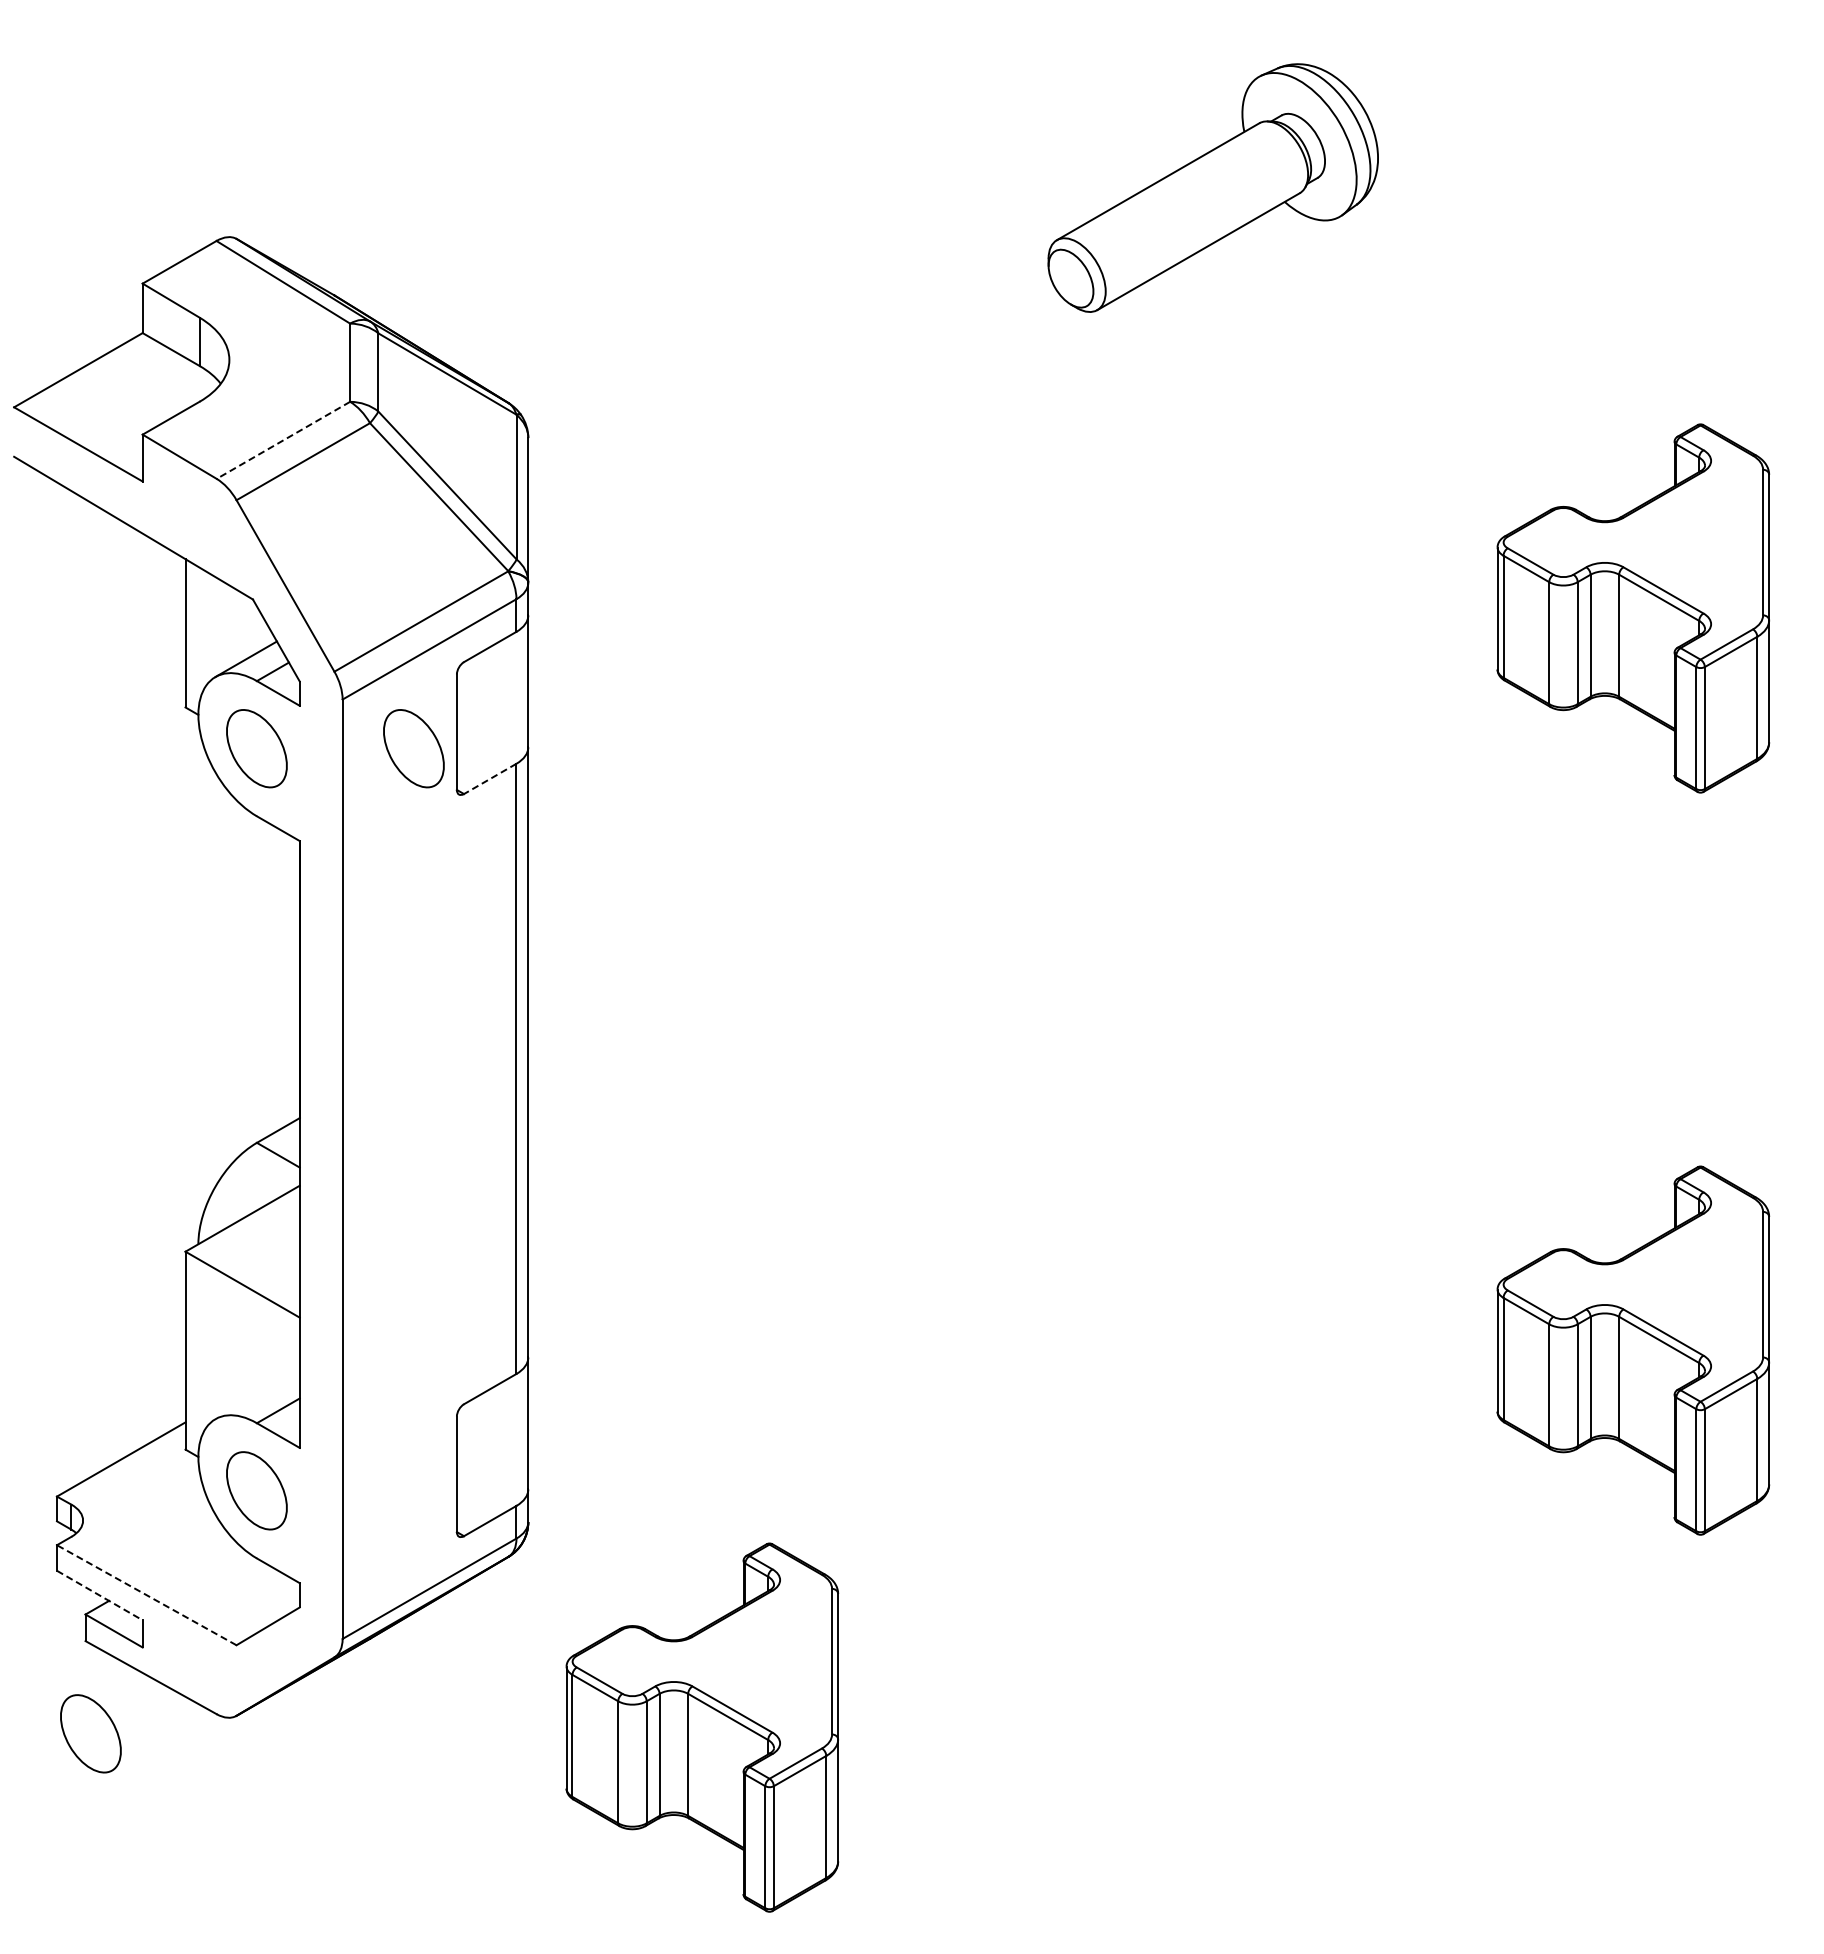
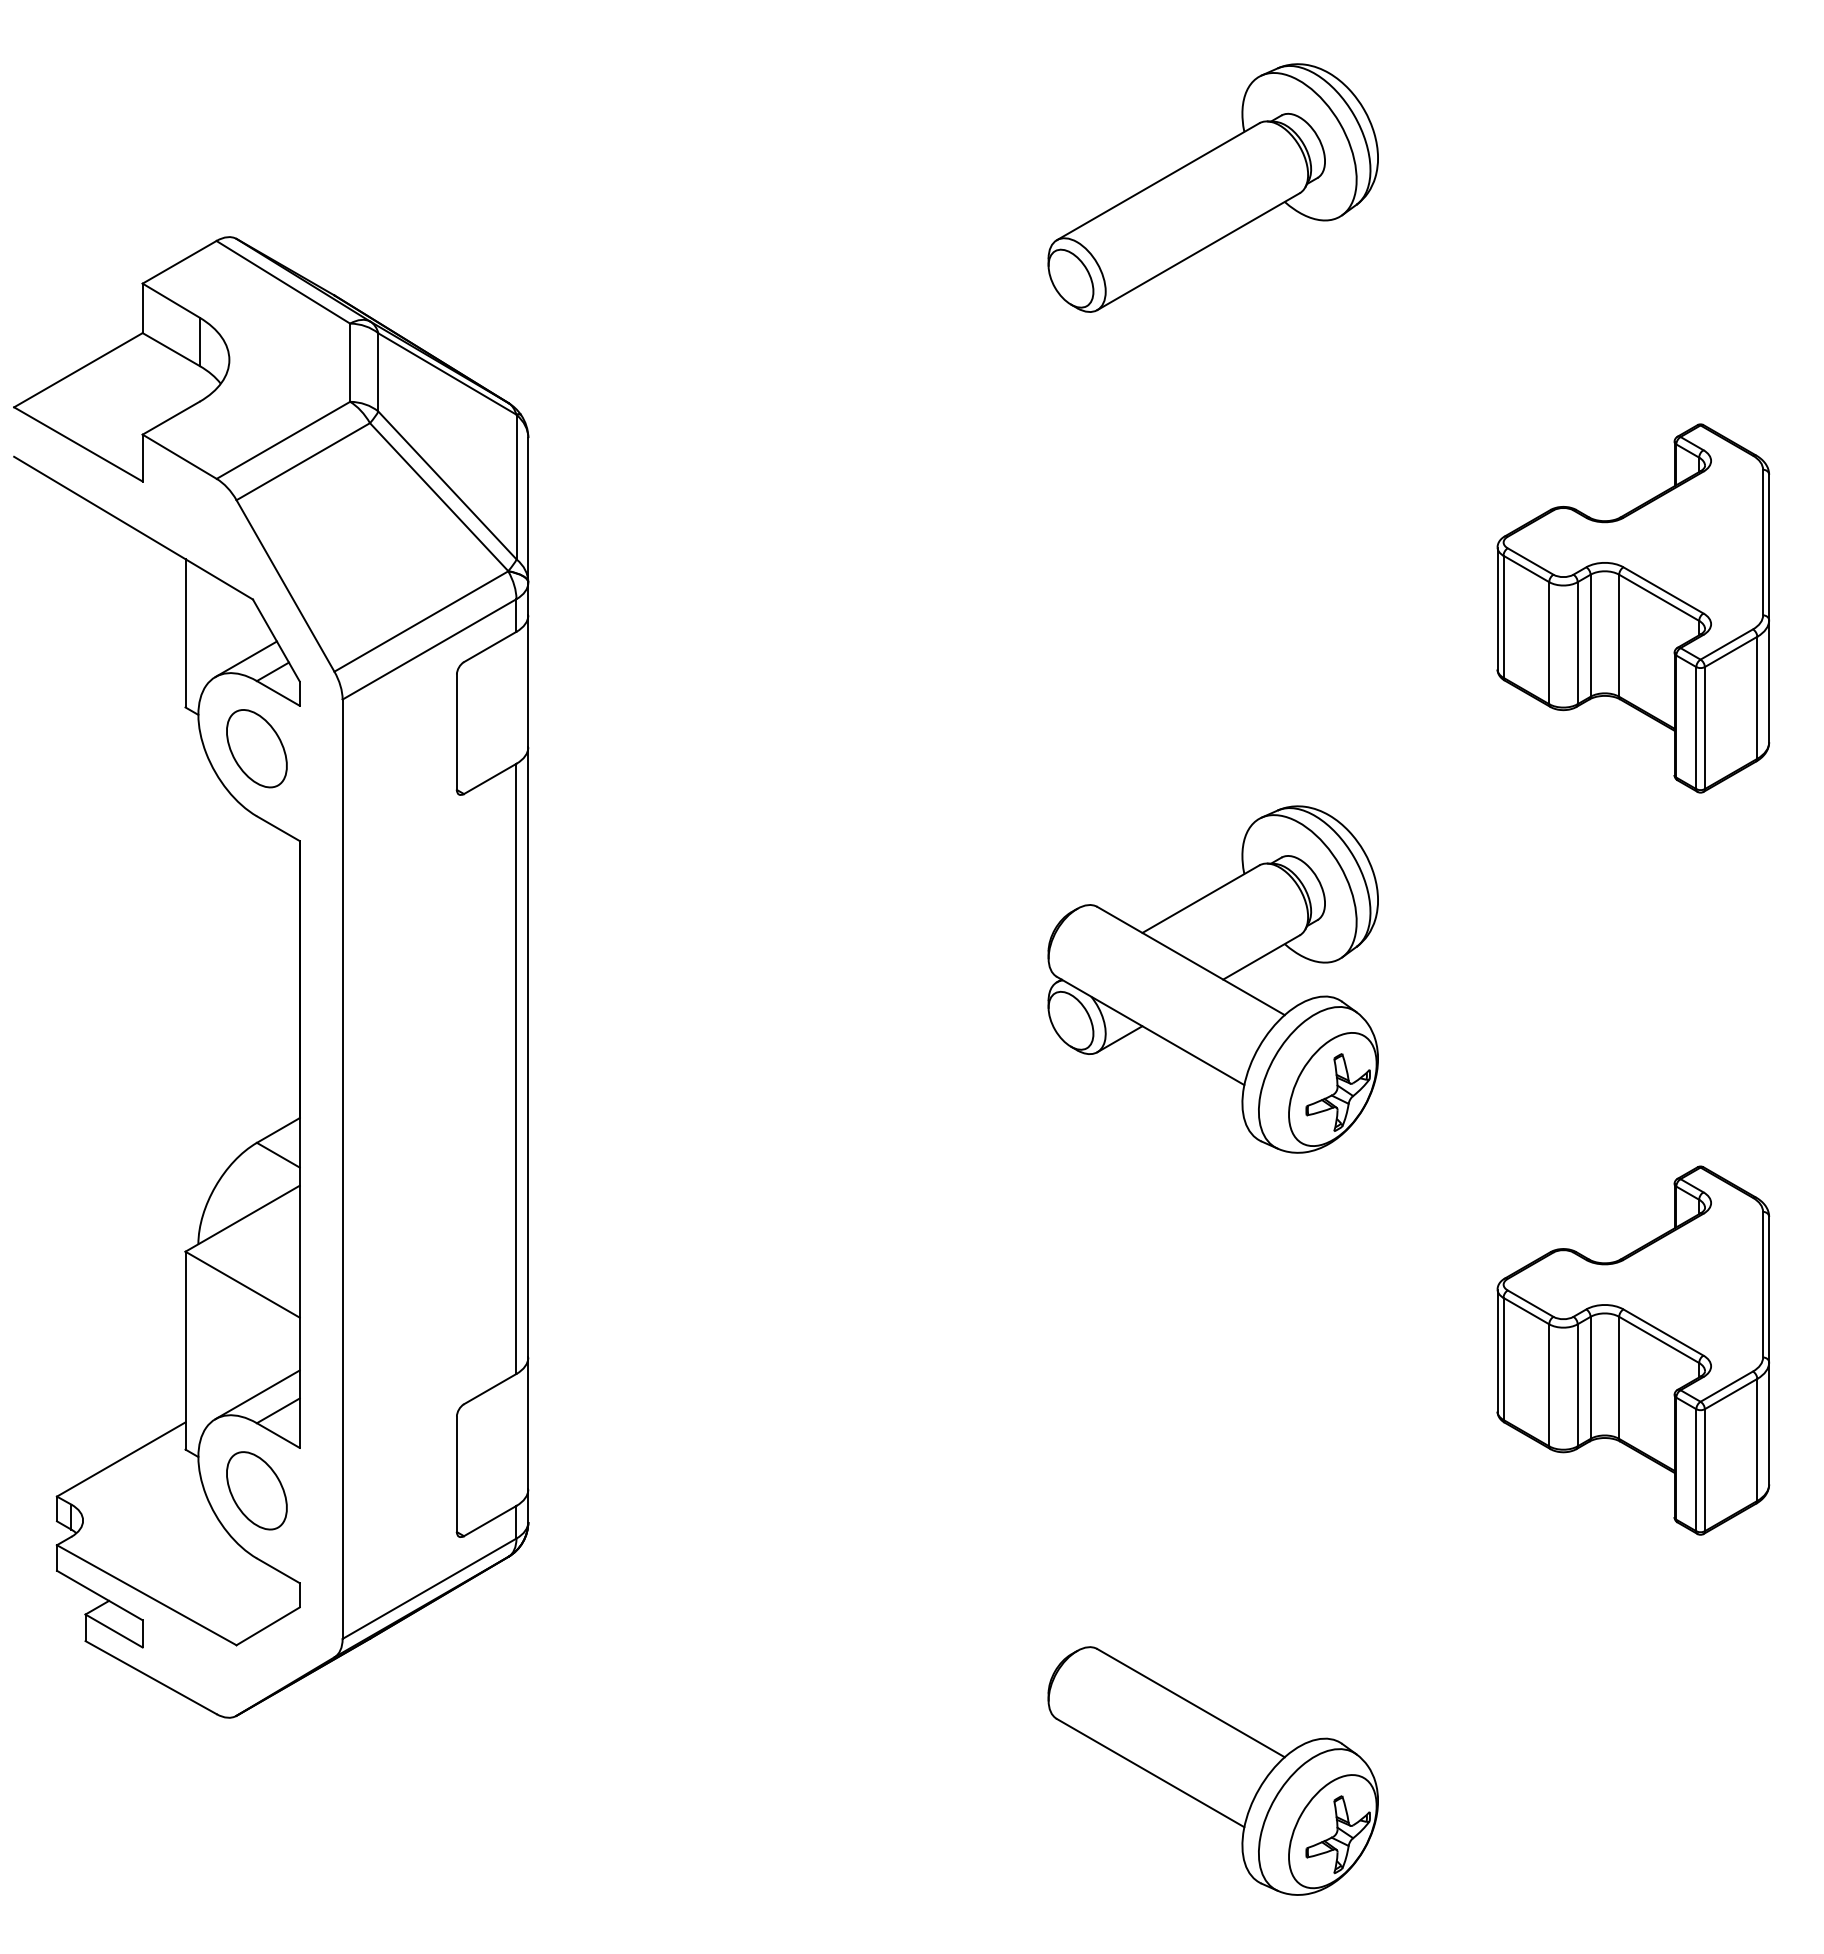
line: dashed -> solid (283, 440)
part: present -> none (413, 748)
line: dashed -> solid (489, 779)
part: none -> present (1212, 979)
line: none -> present (257, 1394)
line: dashed -> solid (100, 1595)
line: dashed -> solid (146, 1595)
part: present -> none (702, 1727)
part: present -> none (90, 1733)
part: none -> present (1212, 1770)
